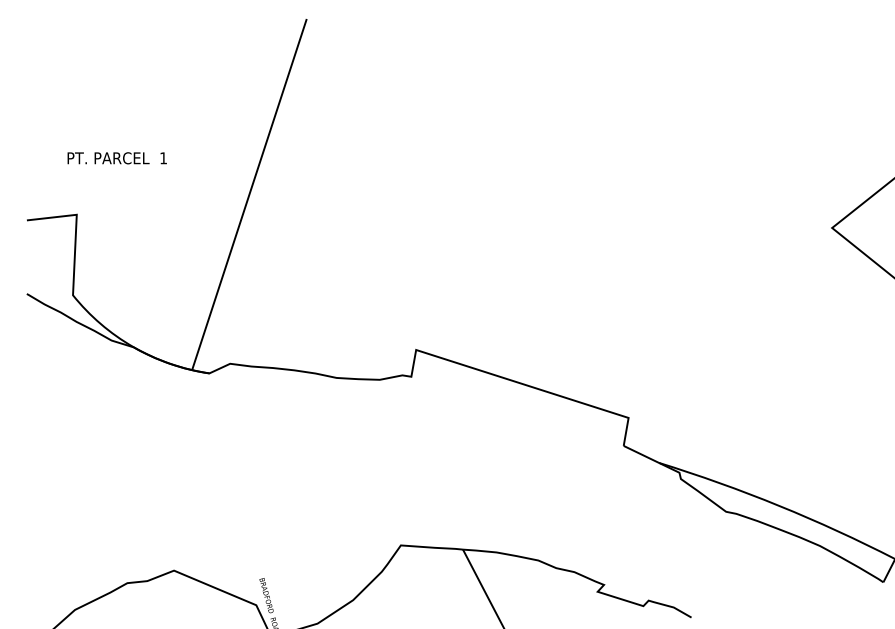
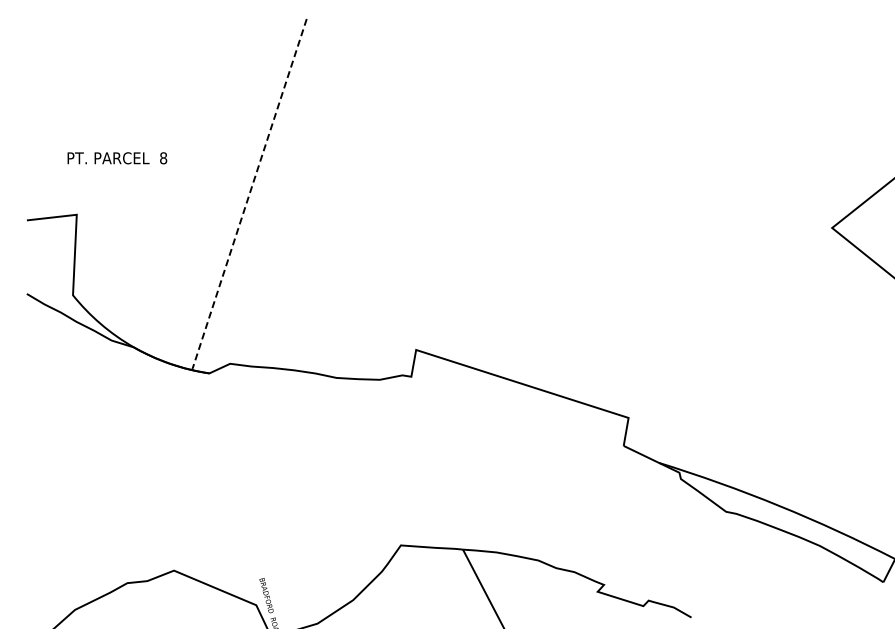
text: 1 -> 8 (163, 158)
line: solid -> dashed (249, 195)
